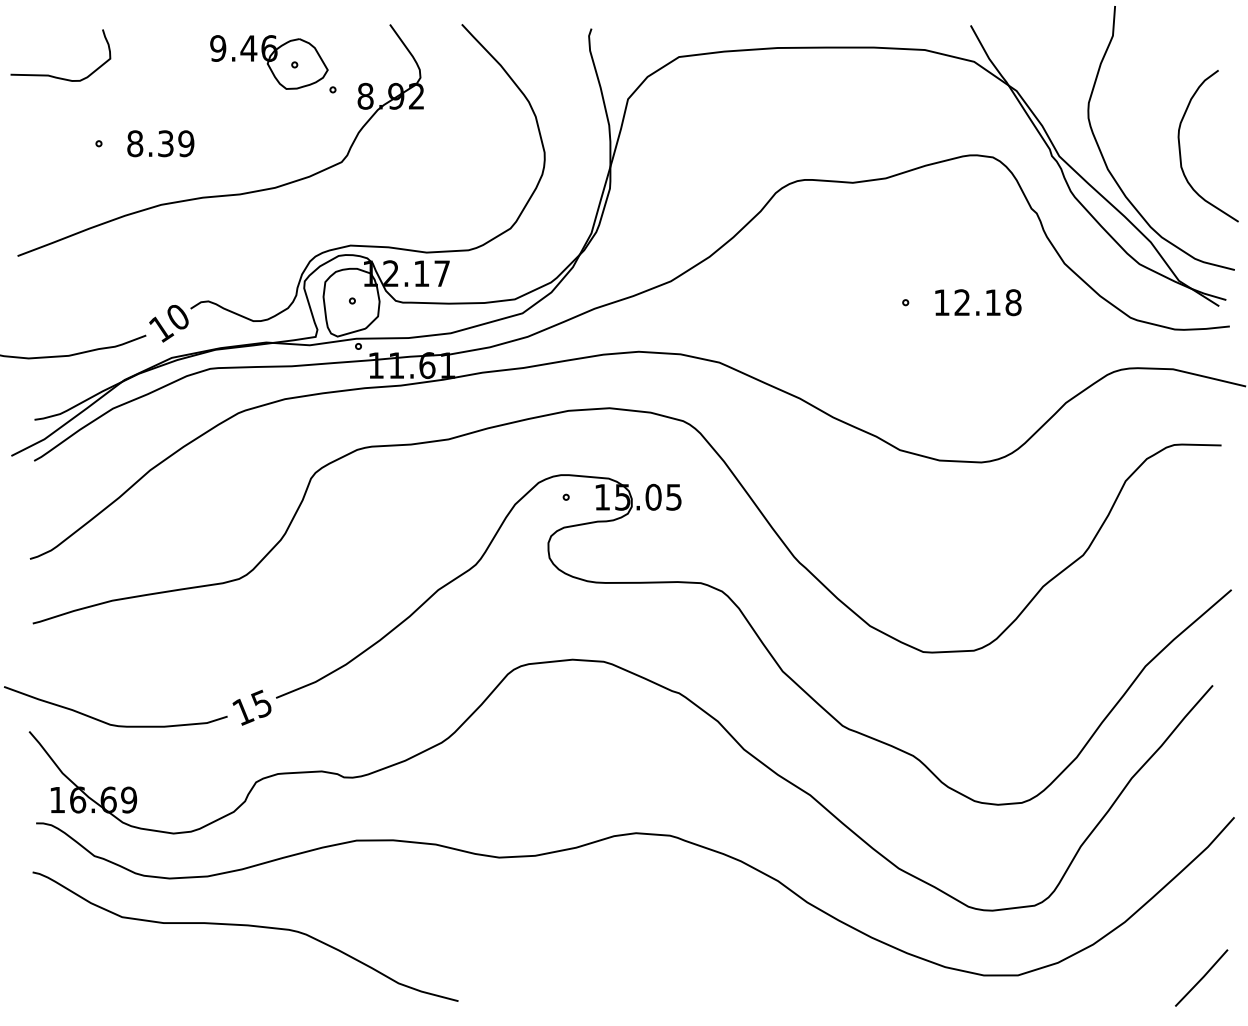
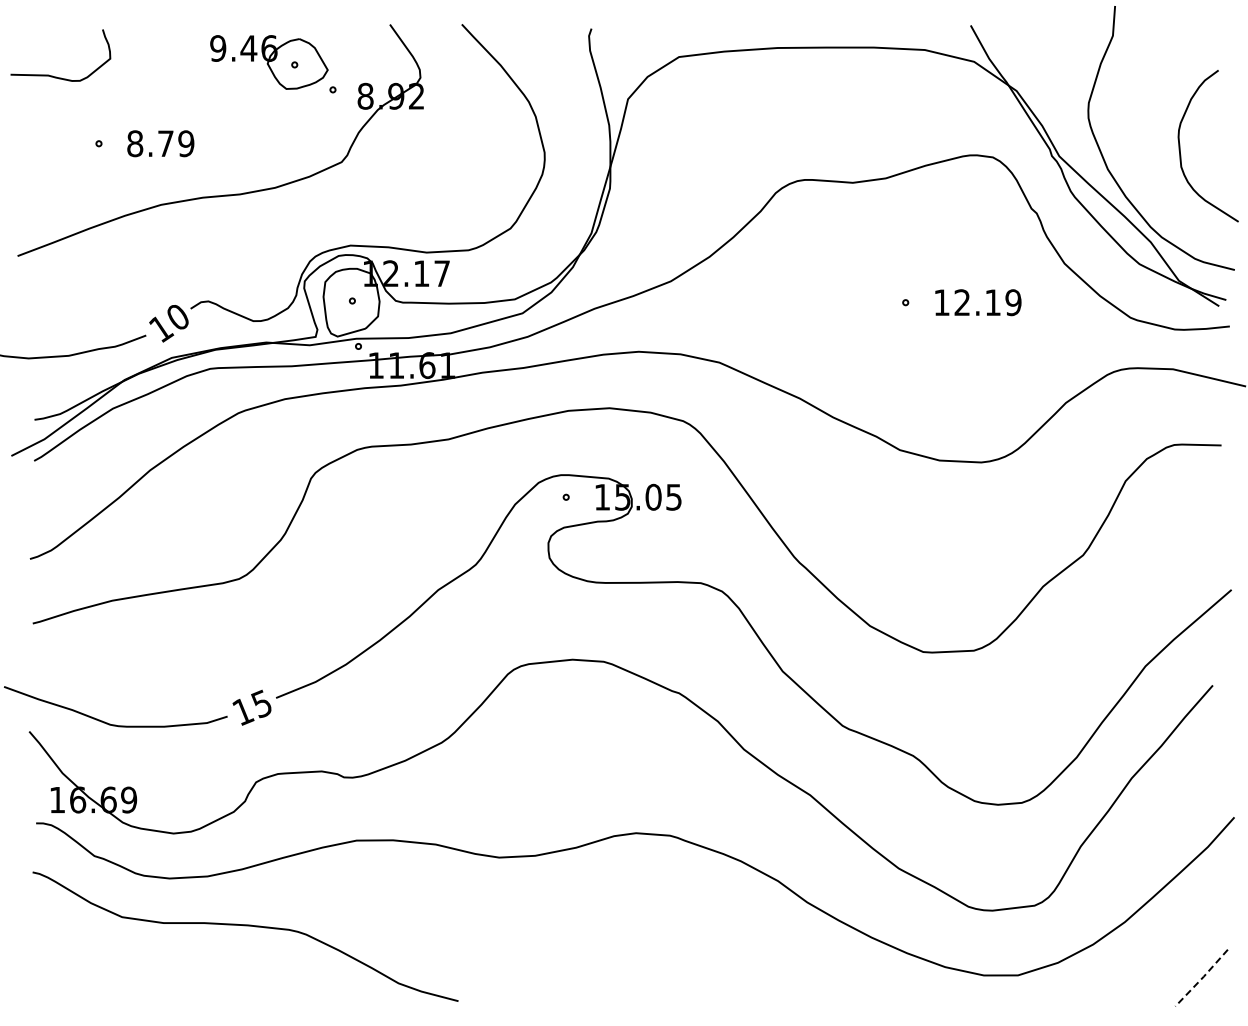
text: 8.39 -> 8.79 (165, 143)
text: 12.18 -> 12.19 (1013, 302)
line: solid -> dashed (1202, 978)
